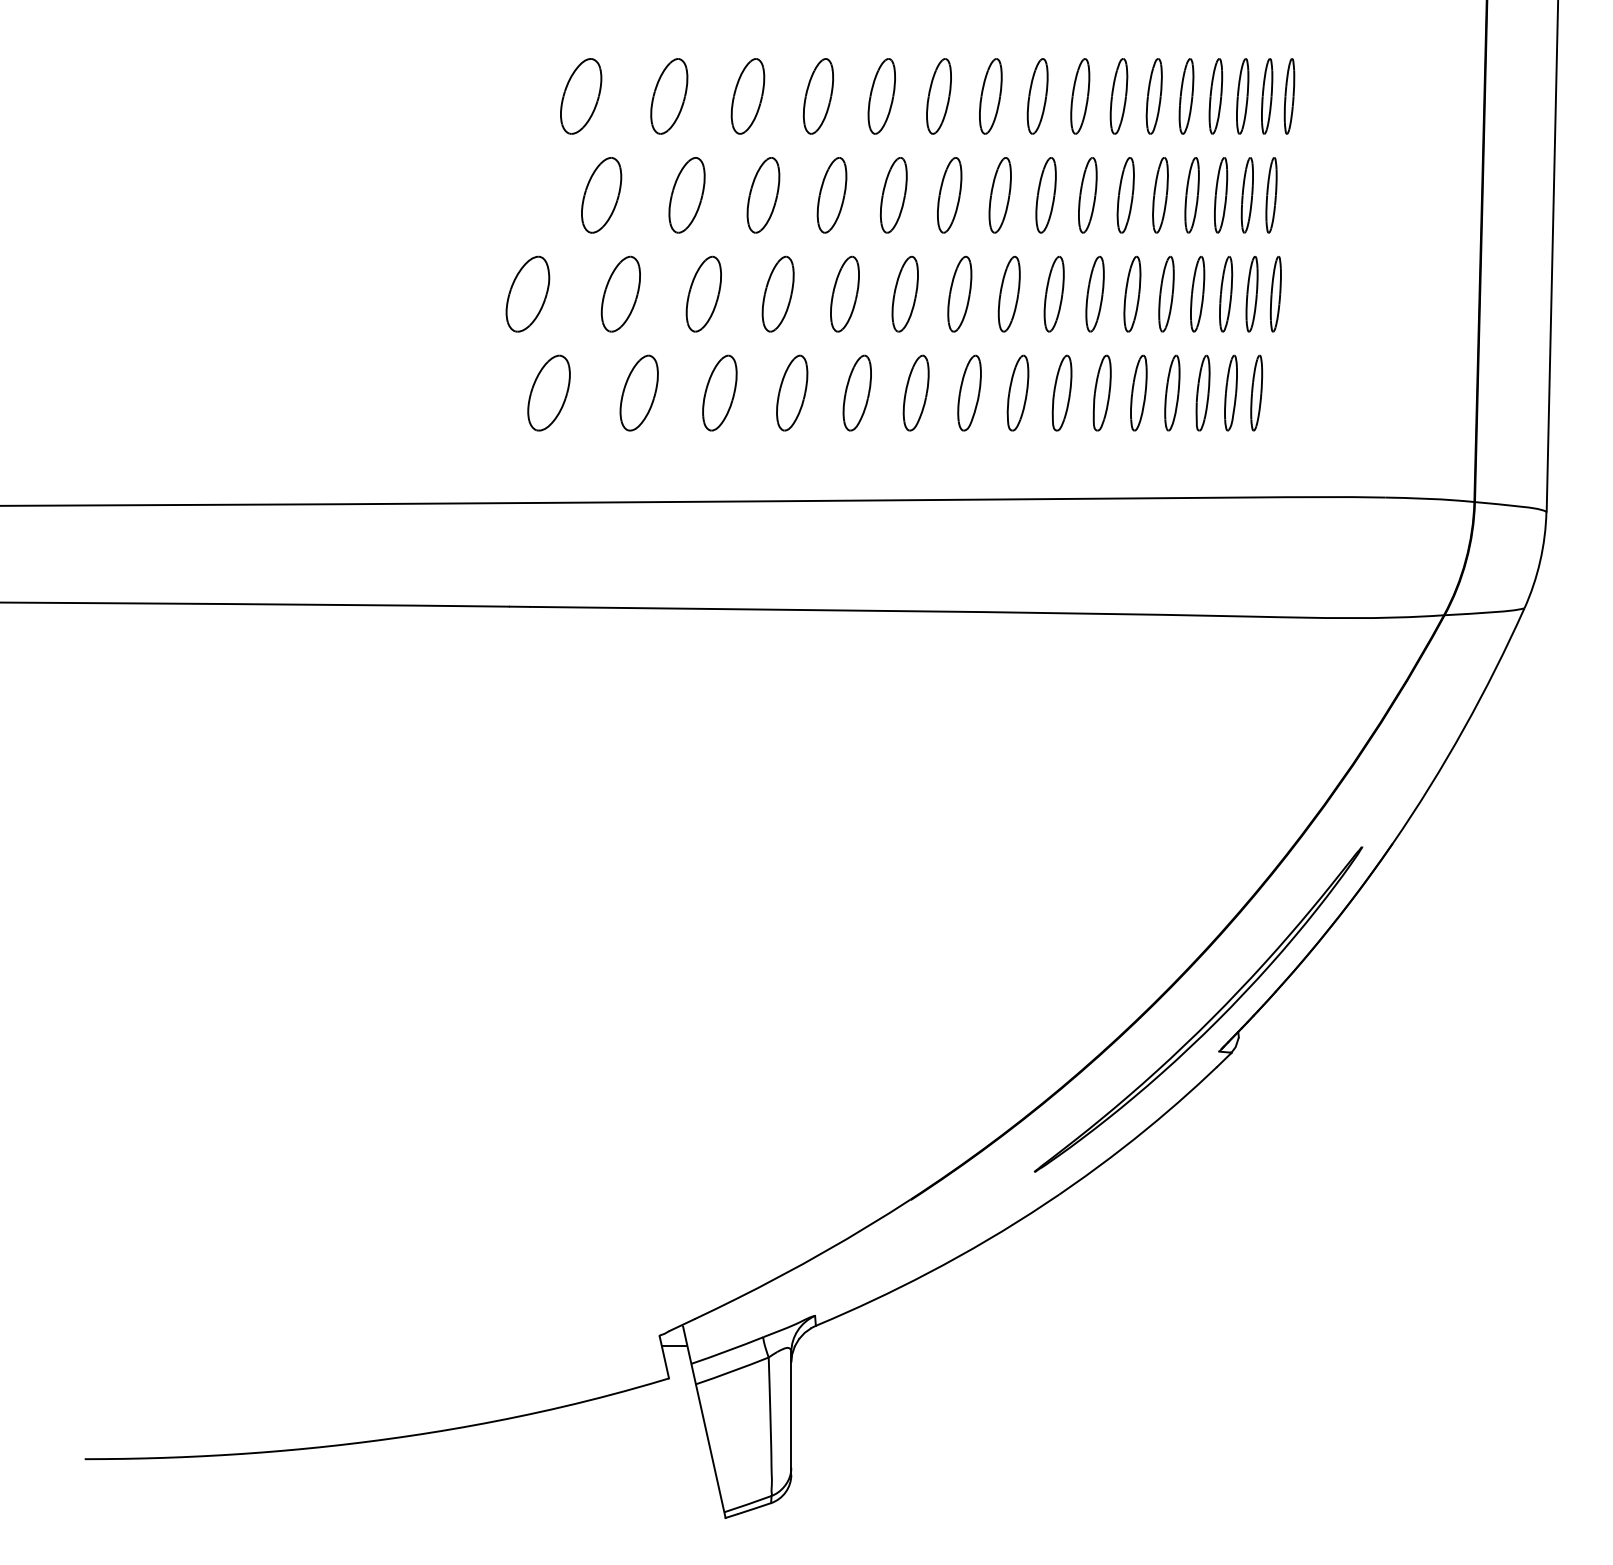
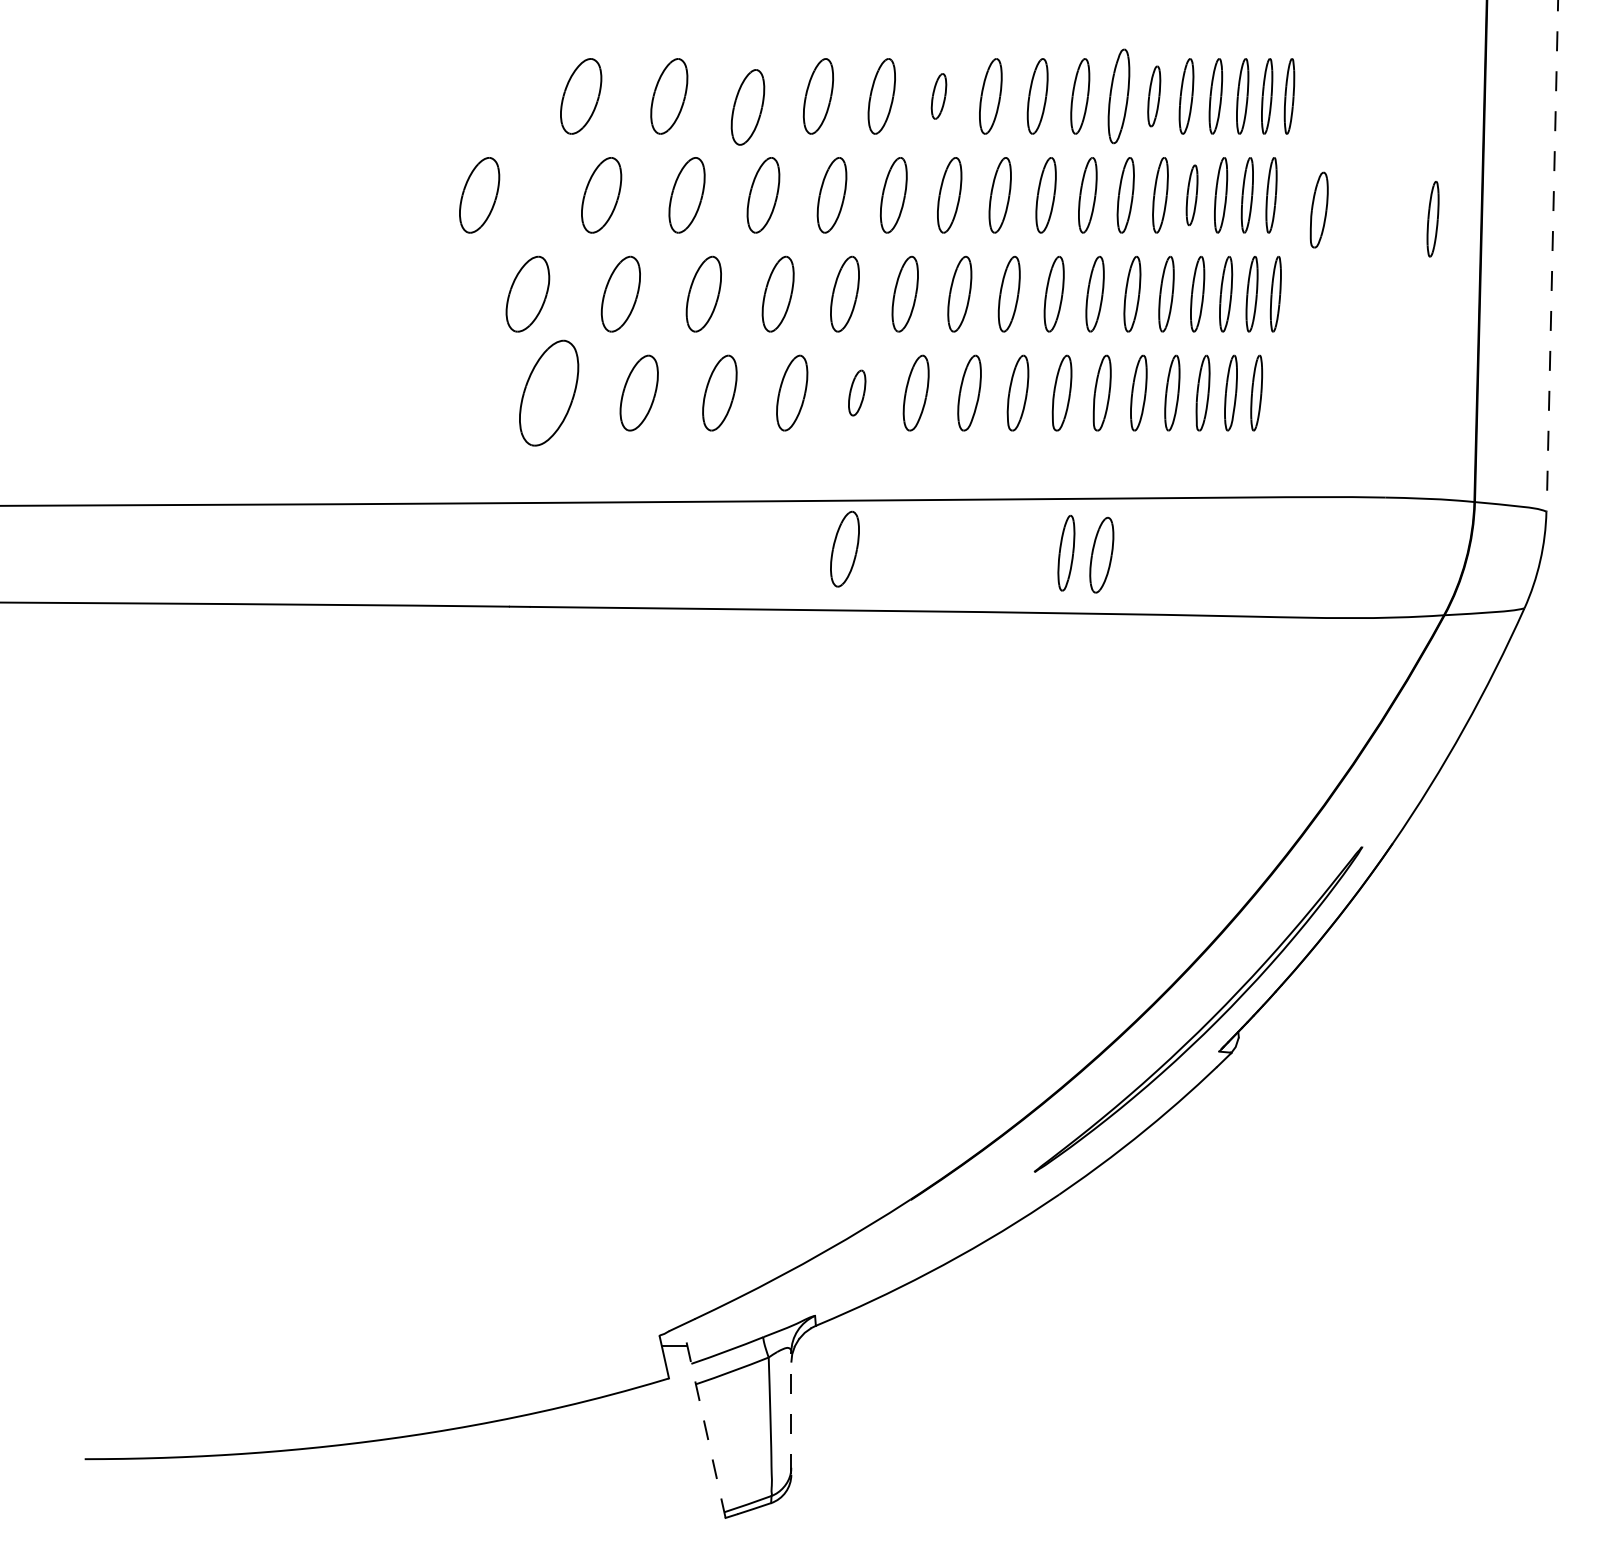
part position: (747, 96) -> (747, 107) (747, 107)
part size: 26x77 px -> 18x47 px (938, 96)
part size: 20x77 px -> 24x97 px (1118, 96)
part size: 18x77 px -> 15x63 px (1154, 96)
part: none -> present (479, 195)
part size: 16x77 px -> 14x63 px (1191, 195)
part: none -> present (1318, 209)
part: none -> present (1432, 219)
line: solid -> dashed (1552, 256)
part size: 44x78 px -> 61x108 px (549, 392)
part size: 30x78 px -> 19x48 px (857, 392)
part: none -> present (844, 548)
part: none -> present (1066, 552)
part: none -> present (1101, 554)
line: solid -> dashed (791, 1413)
line: solid -> dashed (704, 1421)
